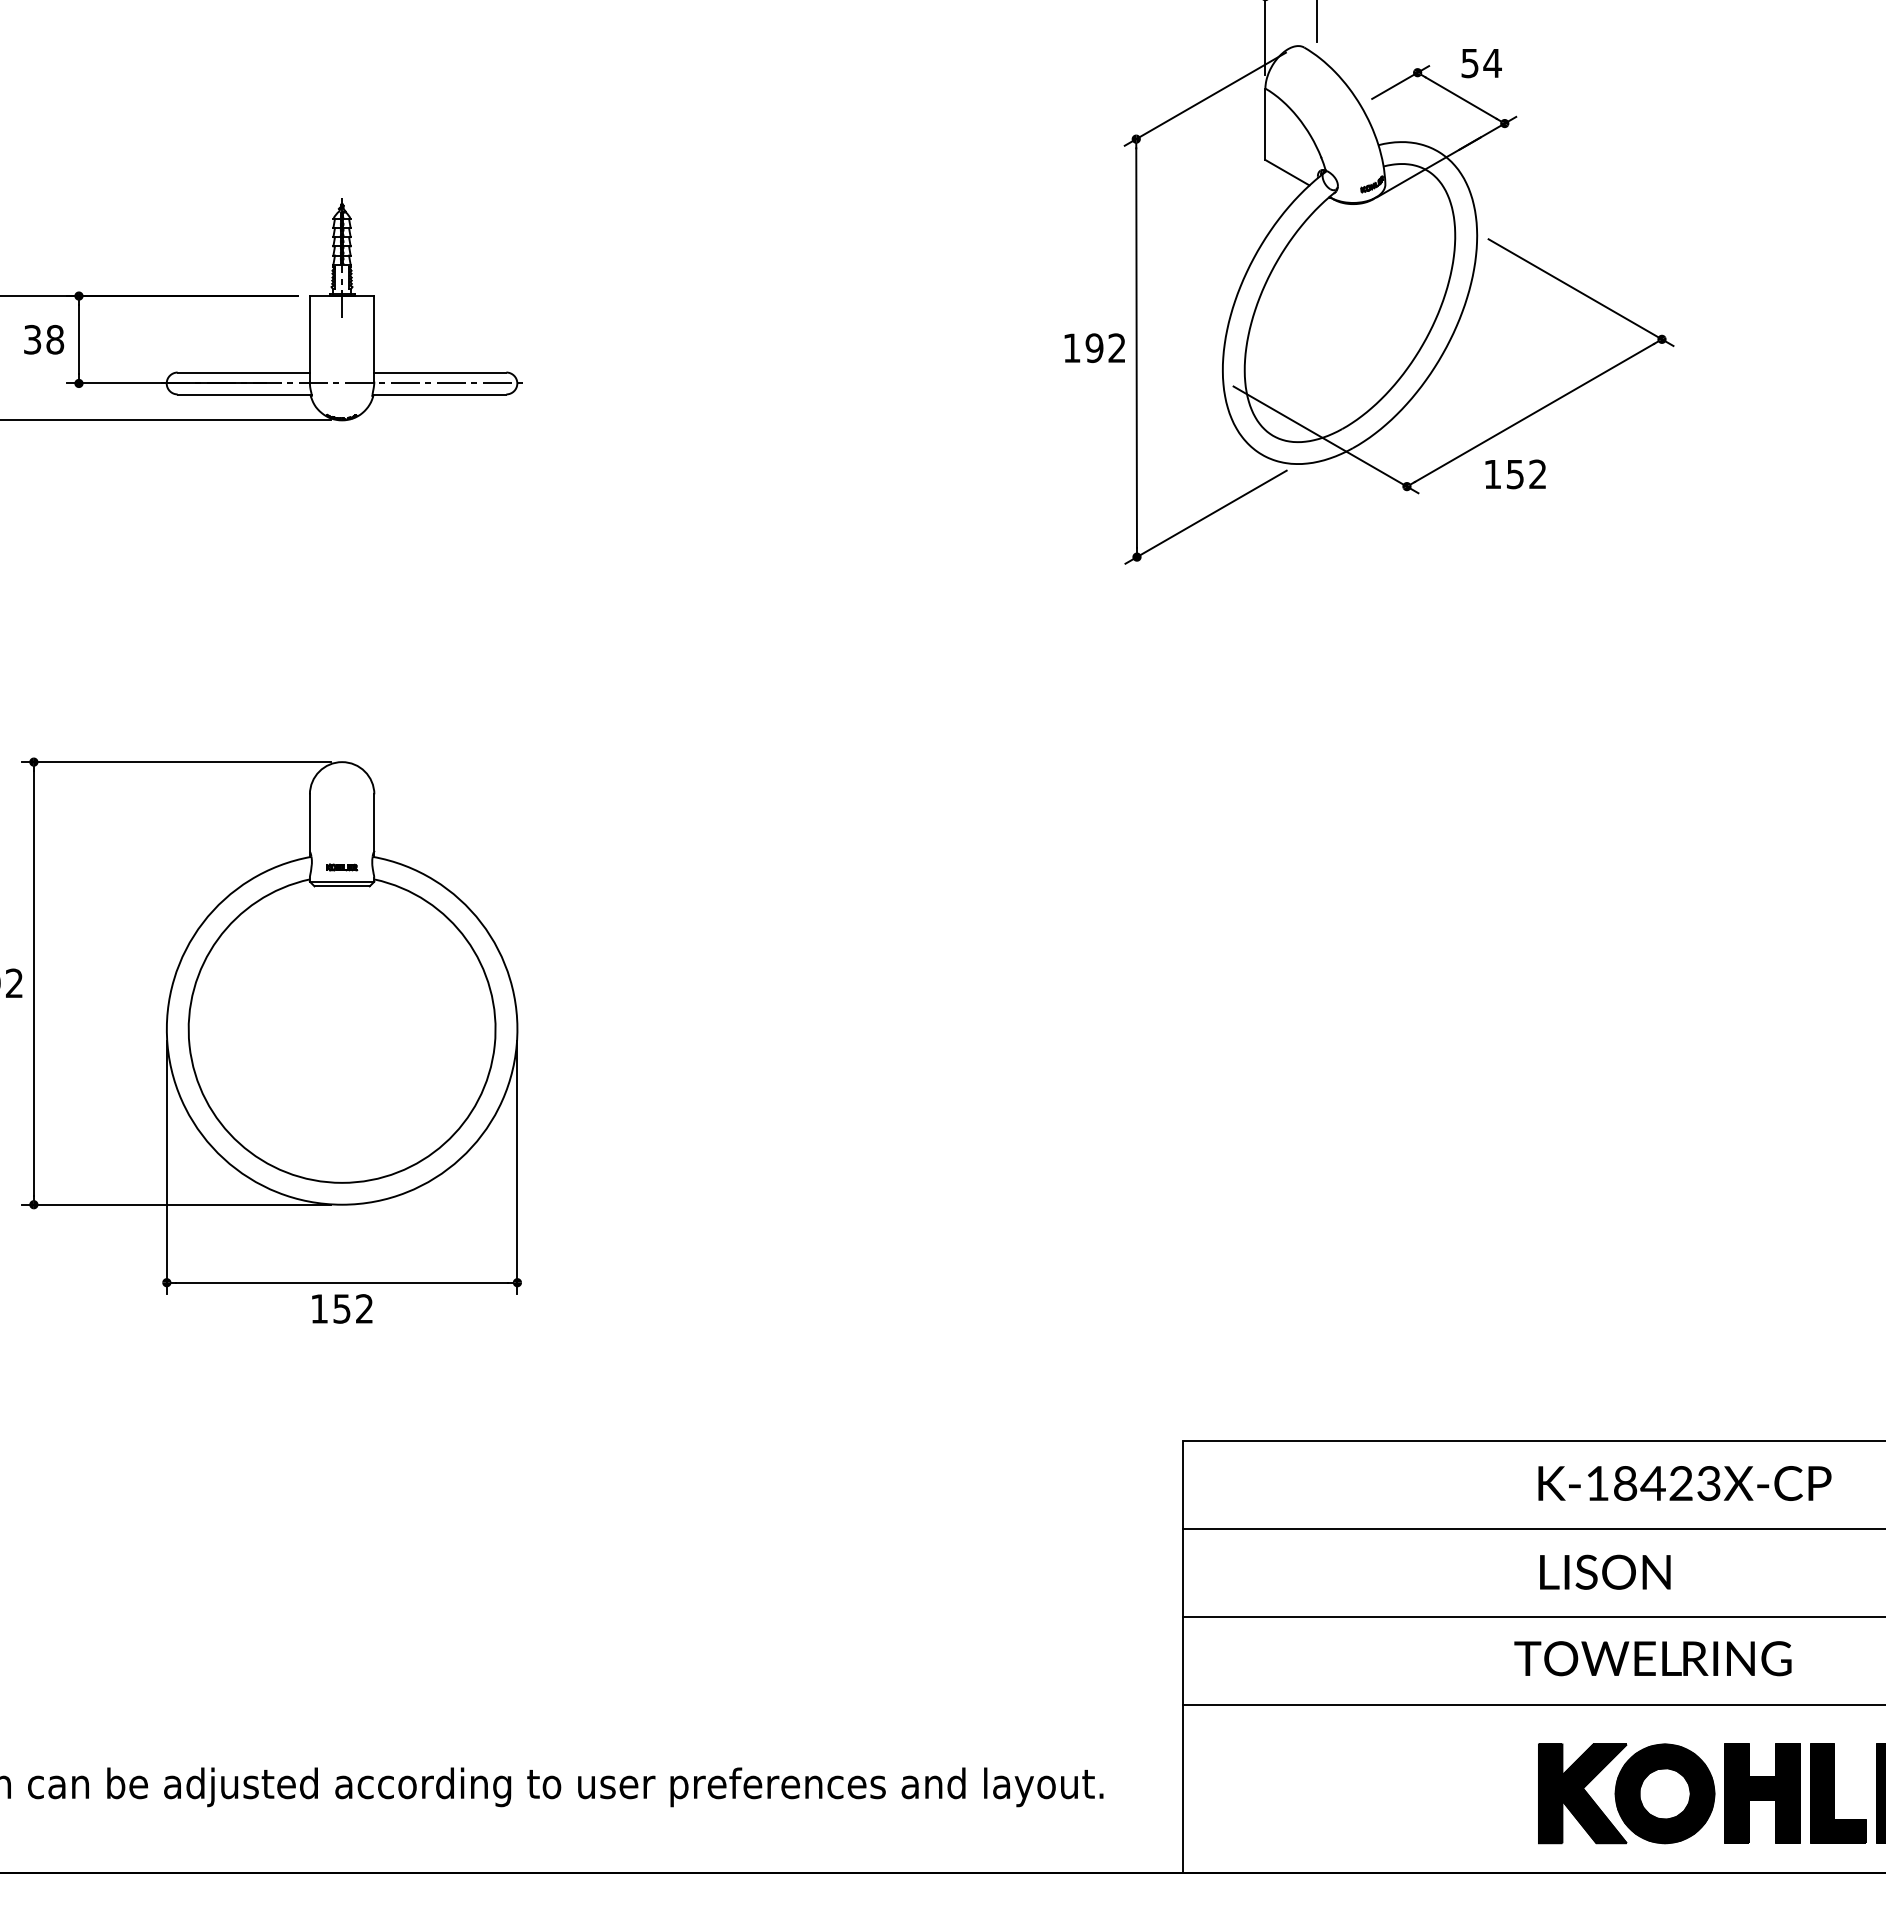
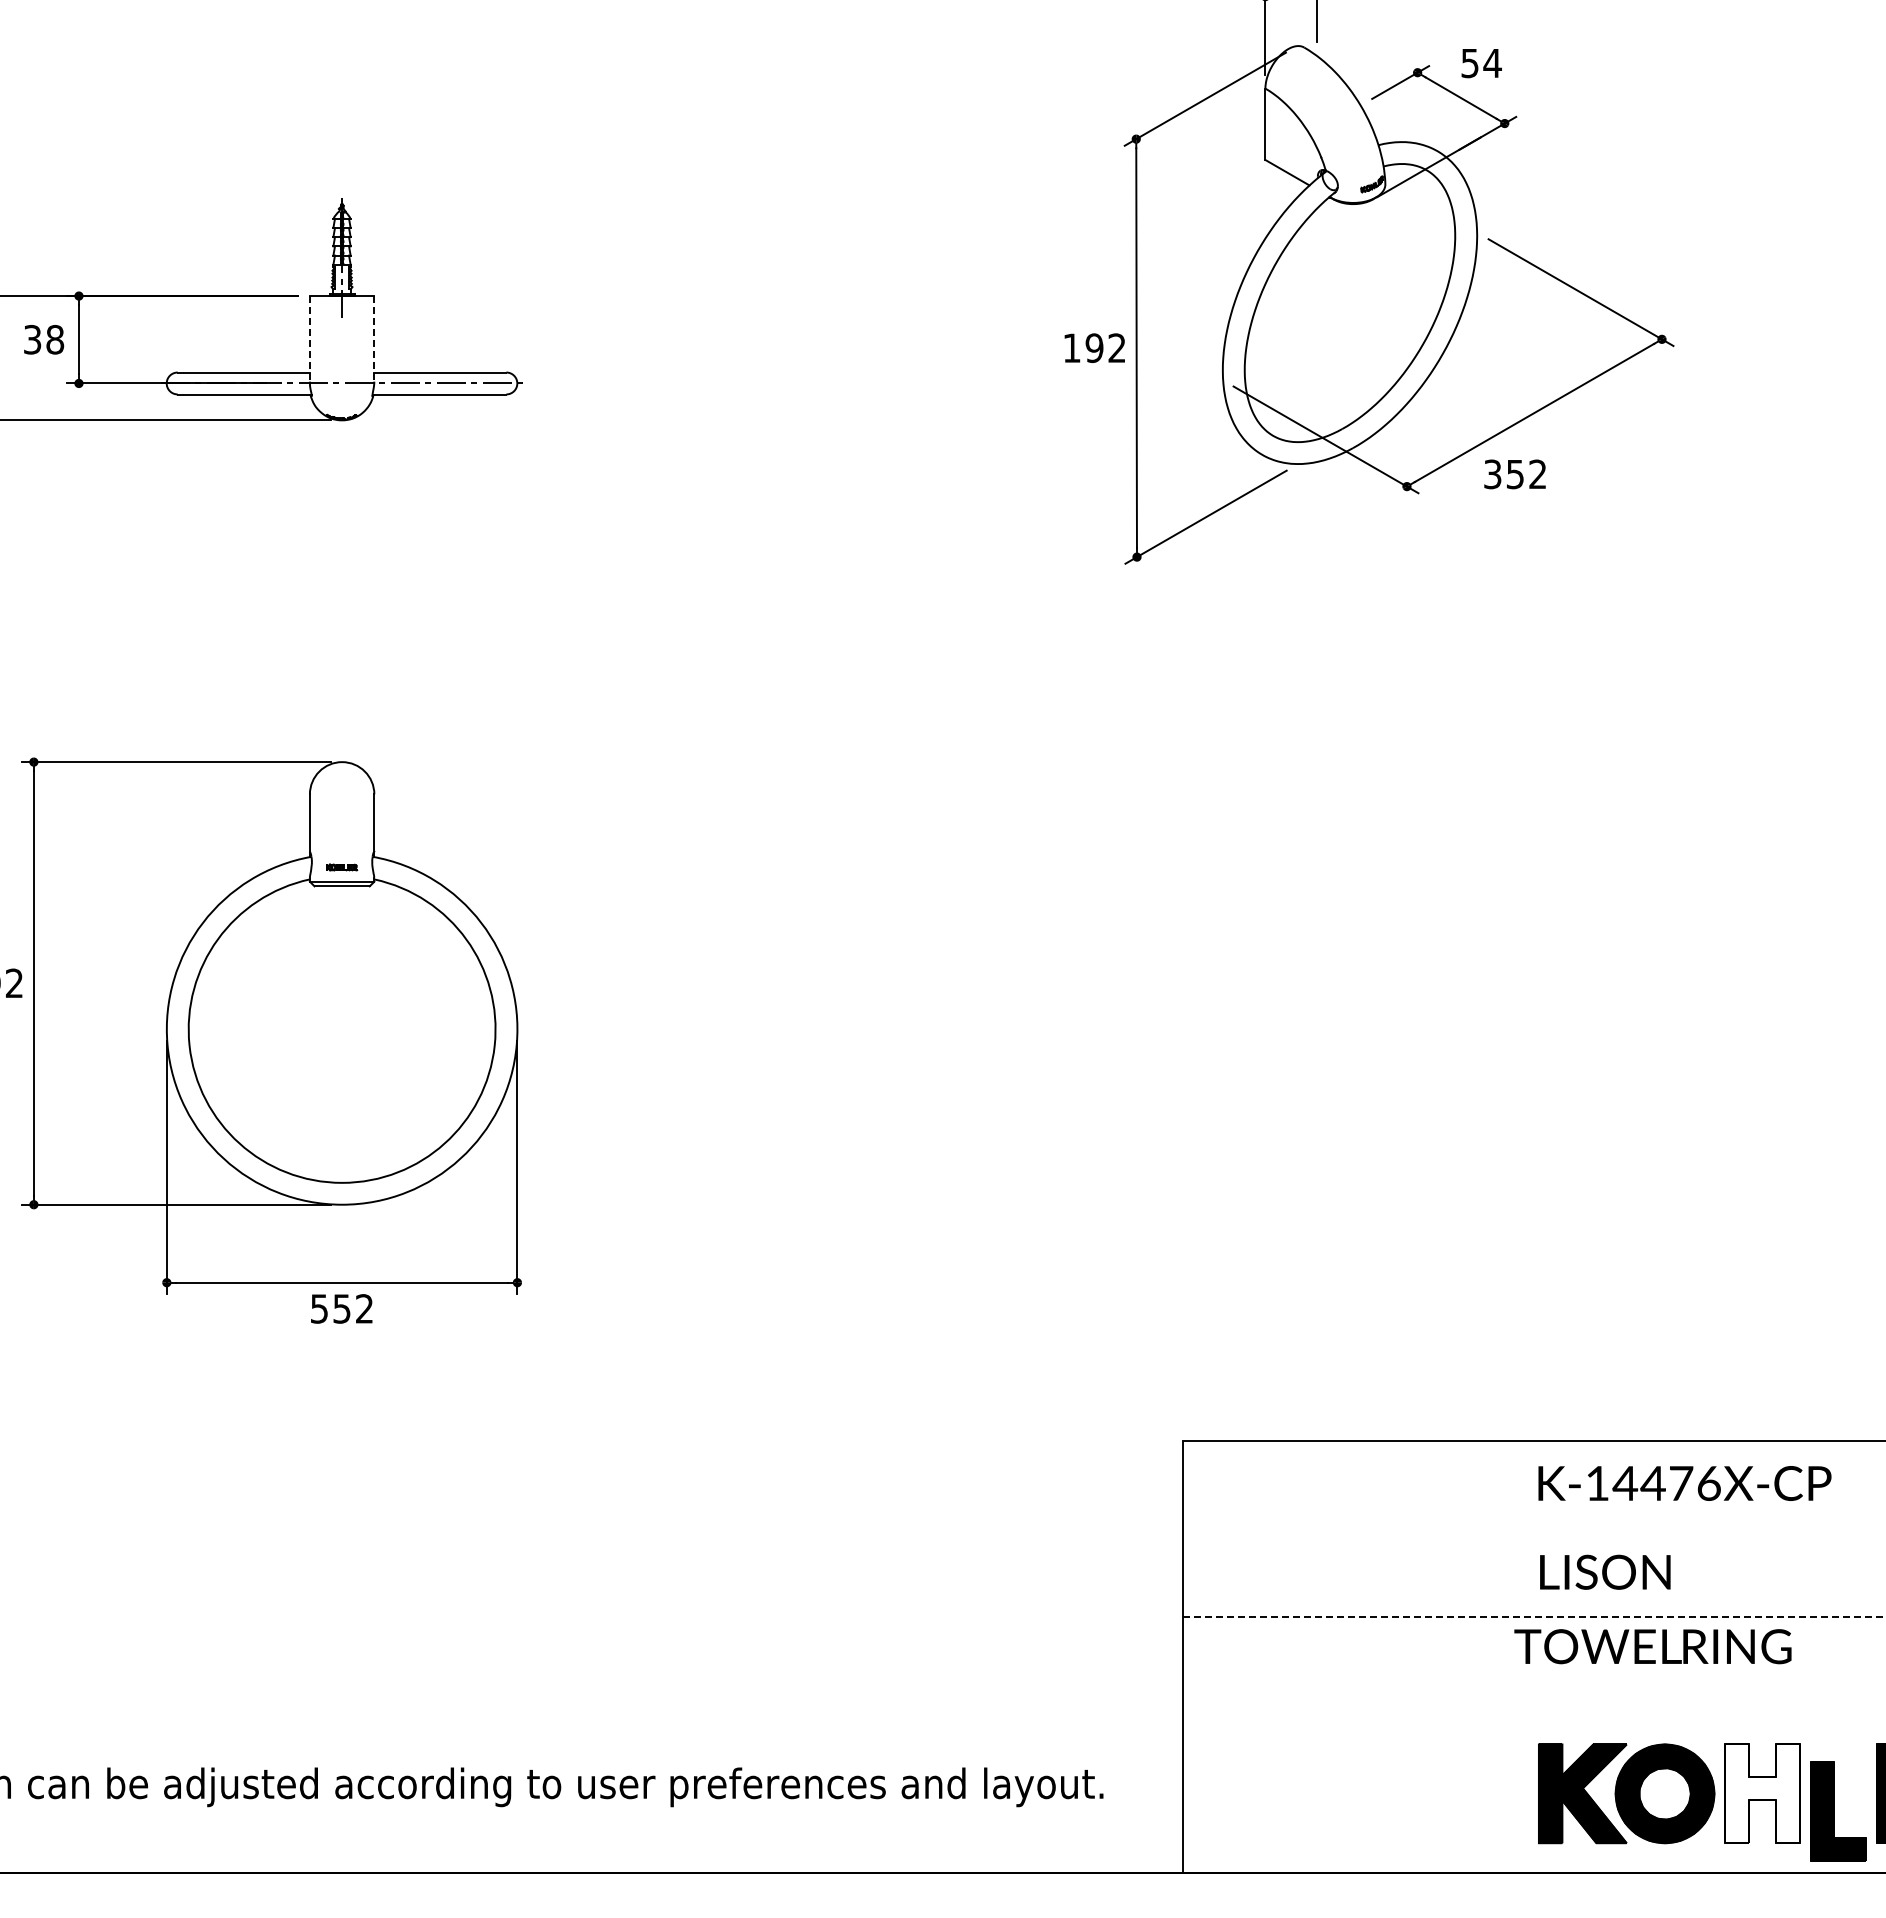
line: solid -> dashed (309, 338)
line: solid -> dashed (374, 338)
text: 152 -> 352 (1492, 474)
text: 152 -> 552 (319, 1308)
text: K-18423X-CP -> K-14476X-CP (1666, 1483)
line: present -> none (1532, 1528)
line: solid -> dashed (1534, 1616)
text position: (1652, 1658) -> (1652, 1646) (1652, 1646)
line: present -> none (1532, 1704)
fill: present -> none (1762, 1793)
part position: (1838, 1793) -> (1838, 1811) (1838, 1811)
